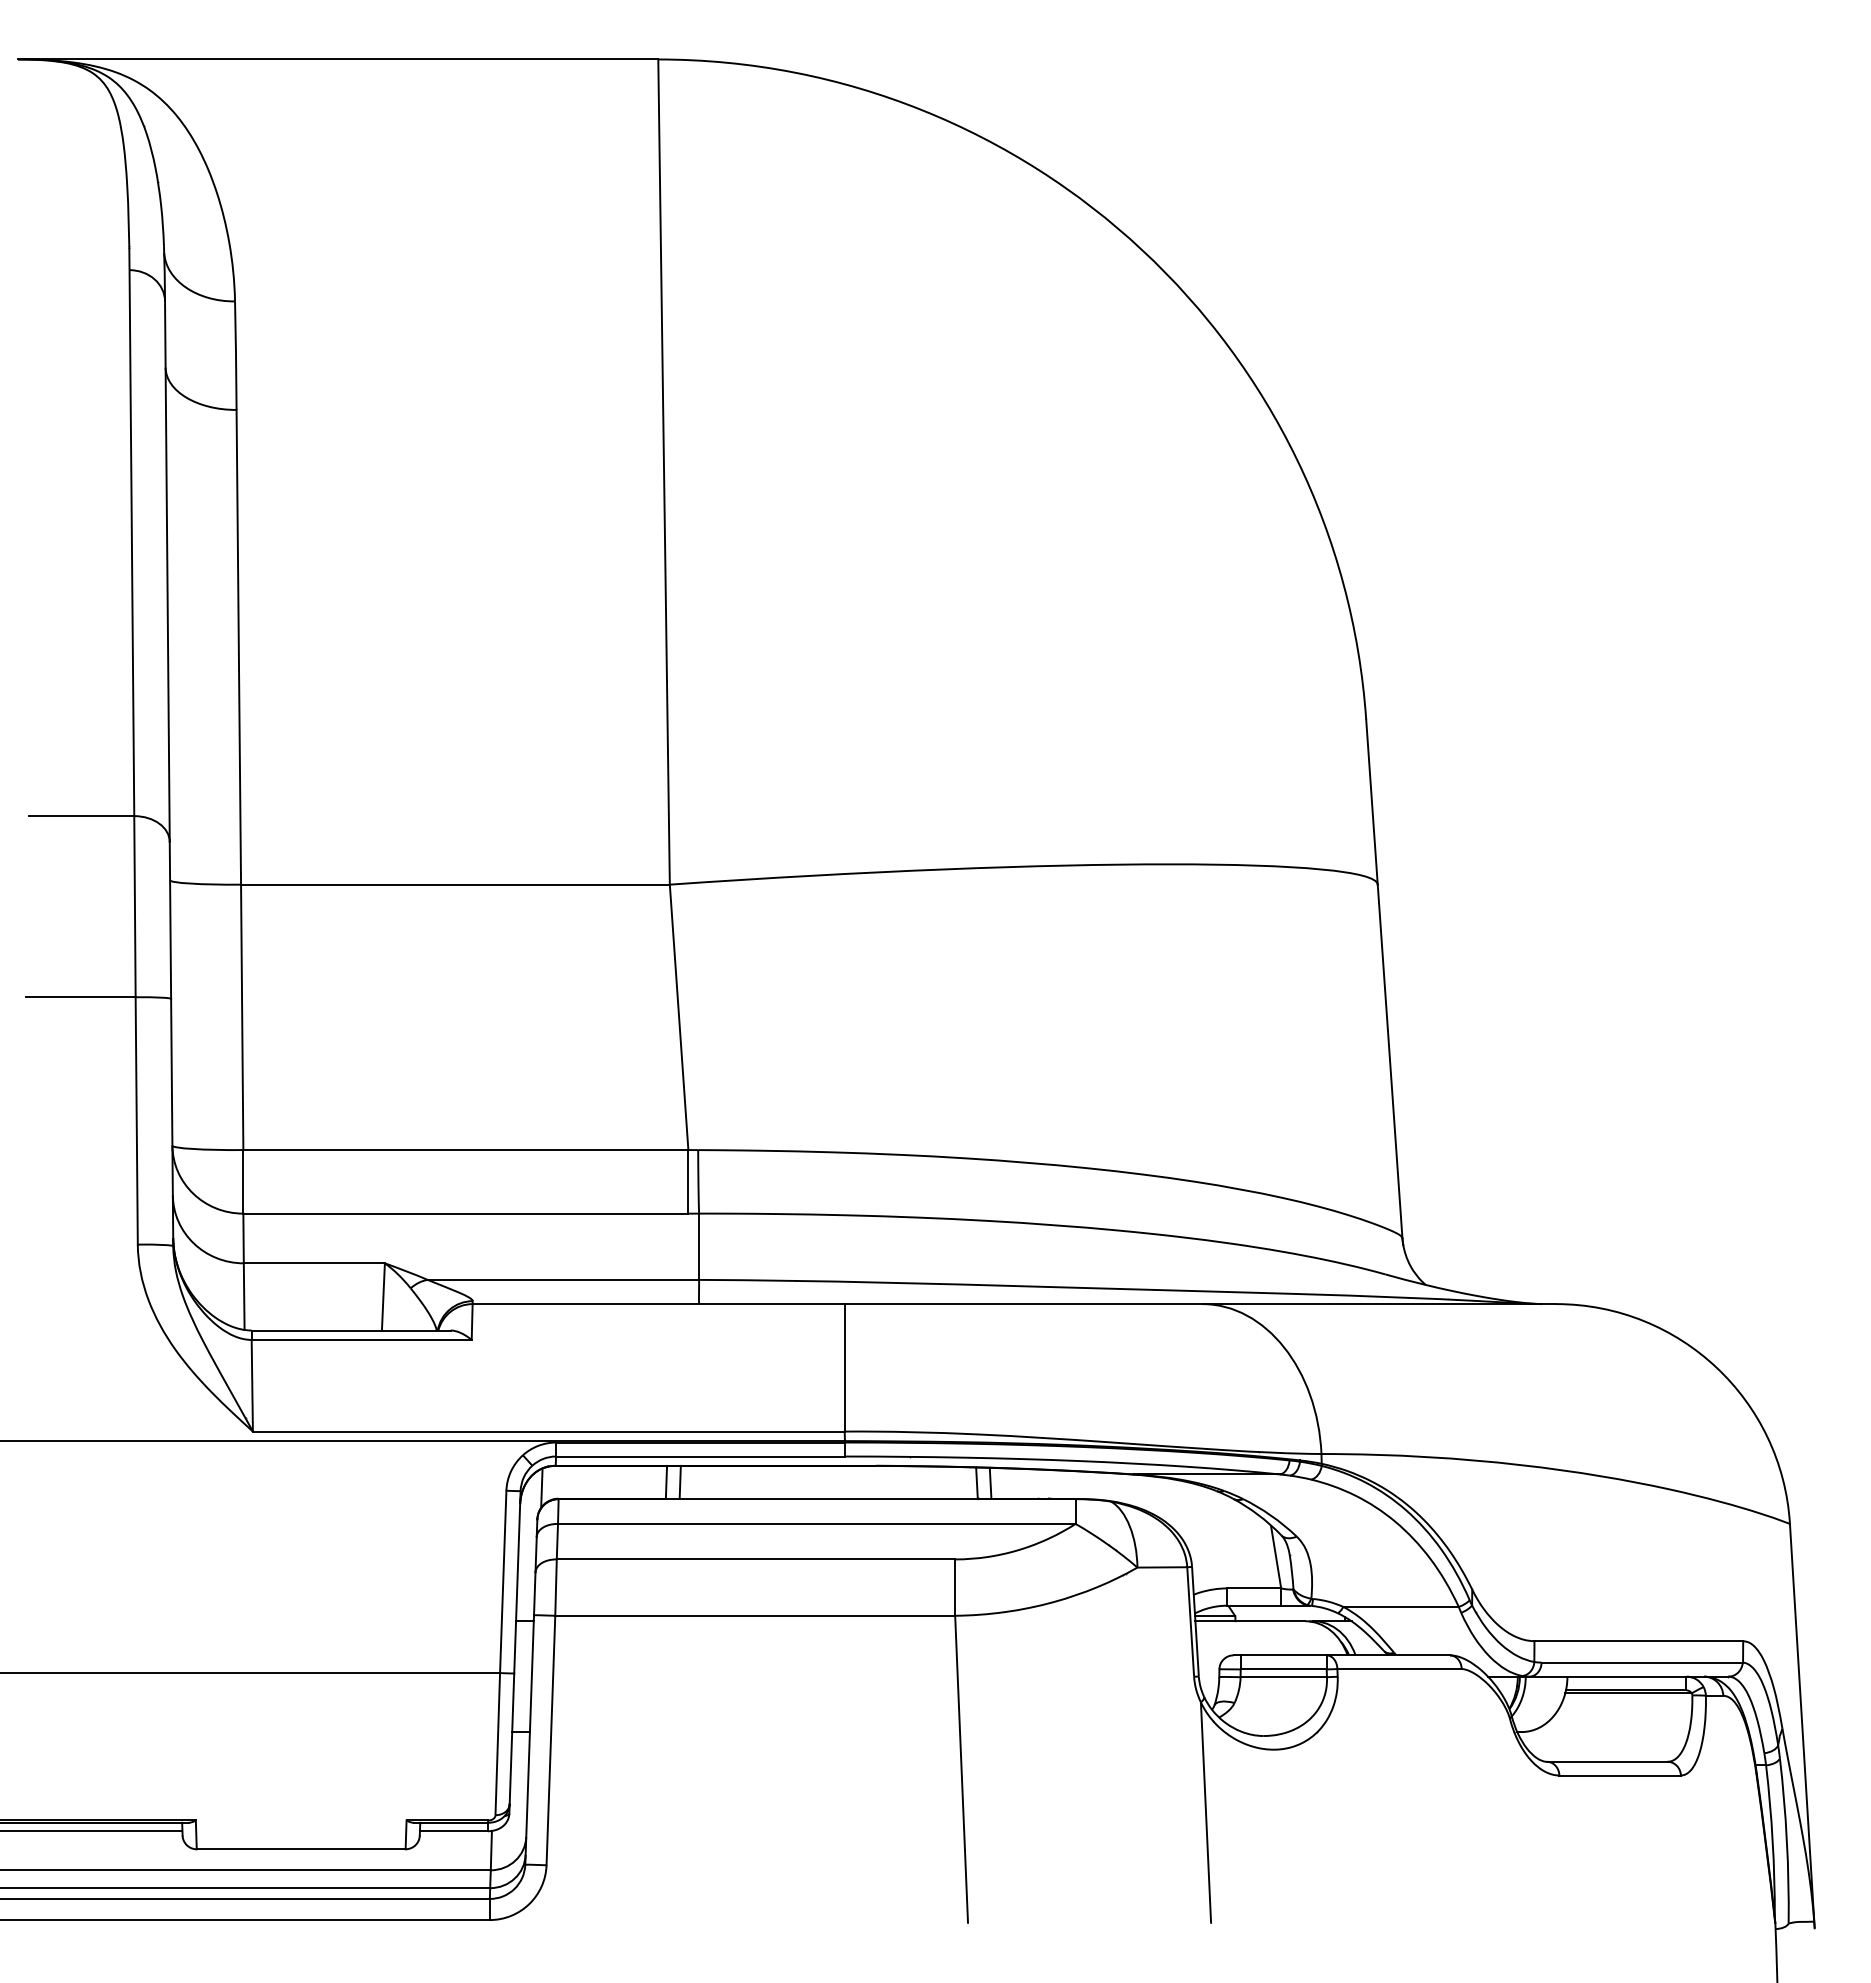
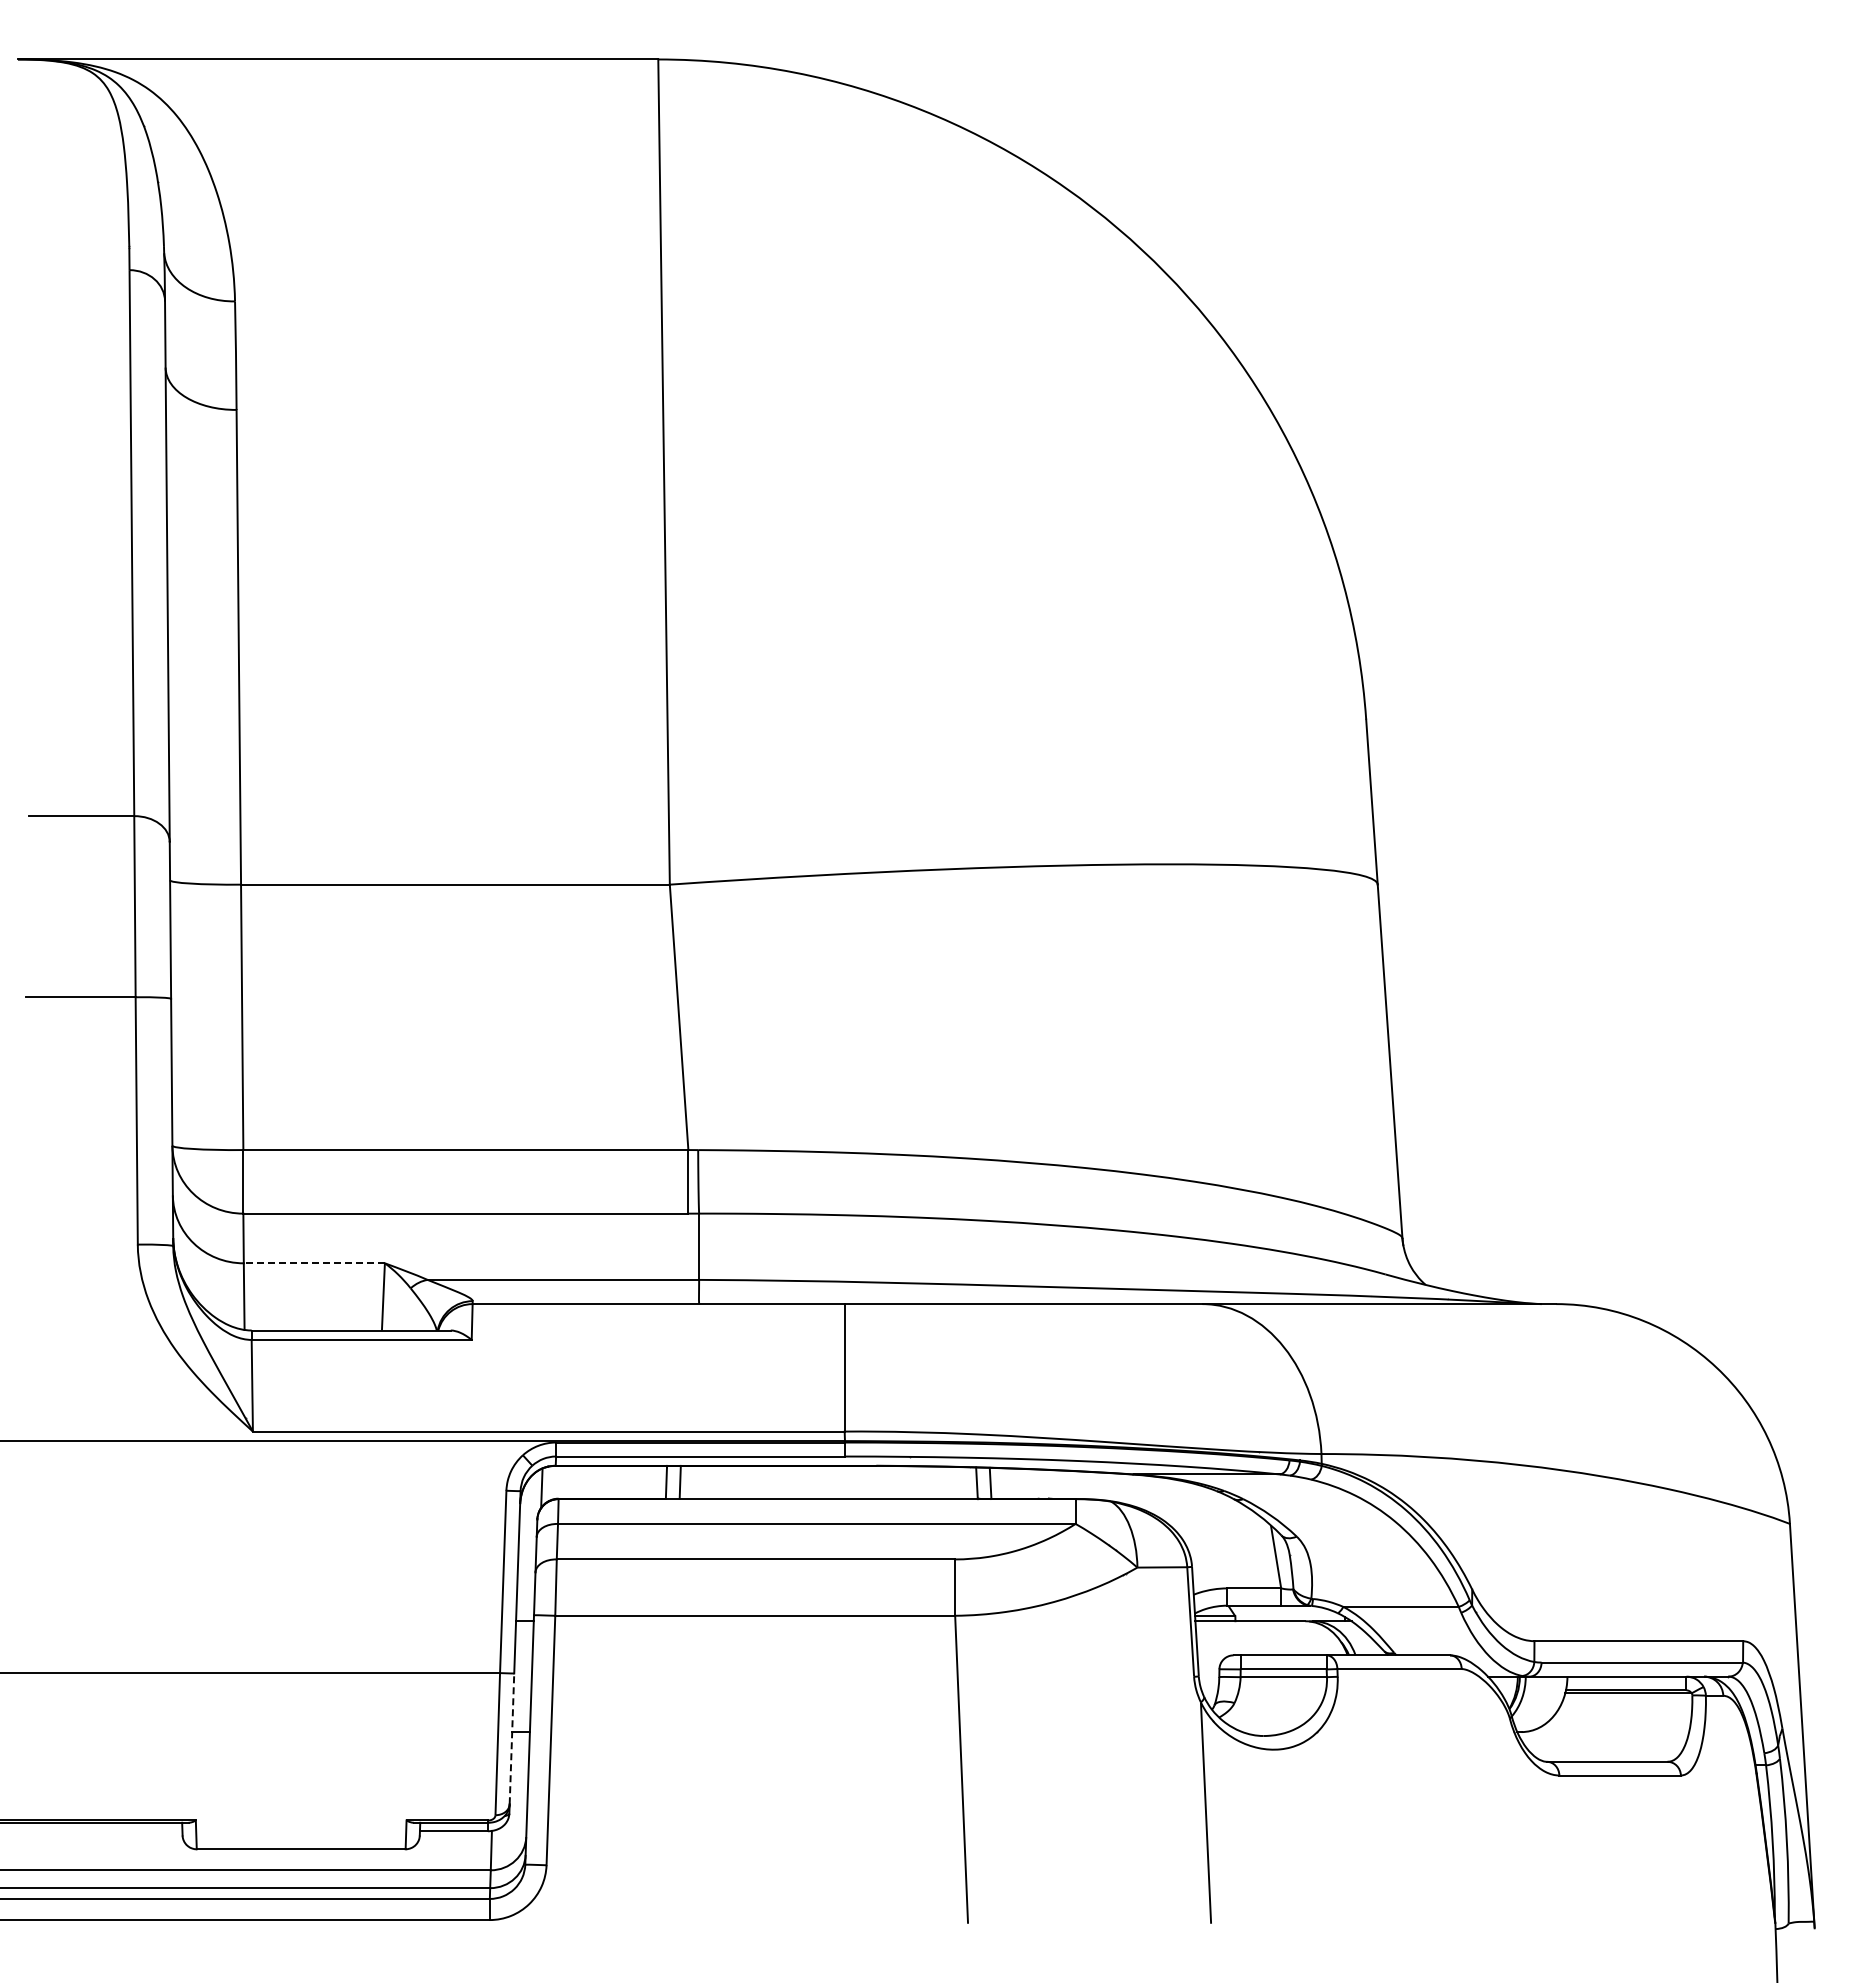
line: solid -> dashed (314, 1263)
line: solid -> dashed (511, 1738)
line: present -> none (92, 1831)
